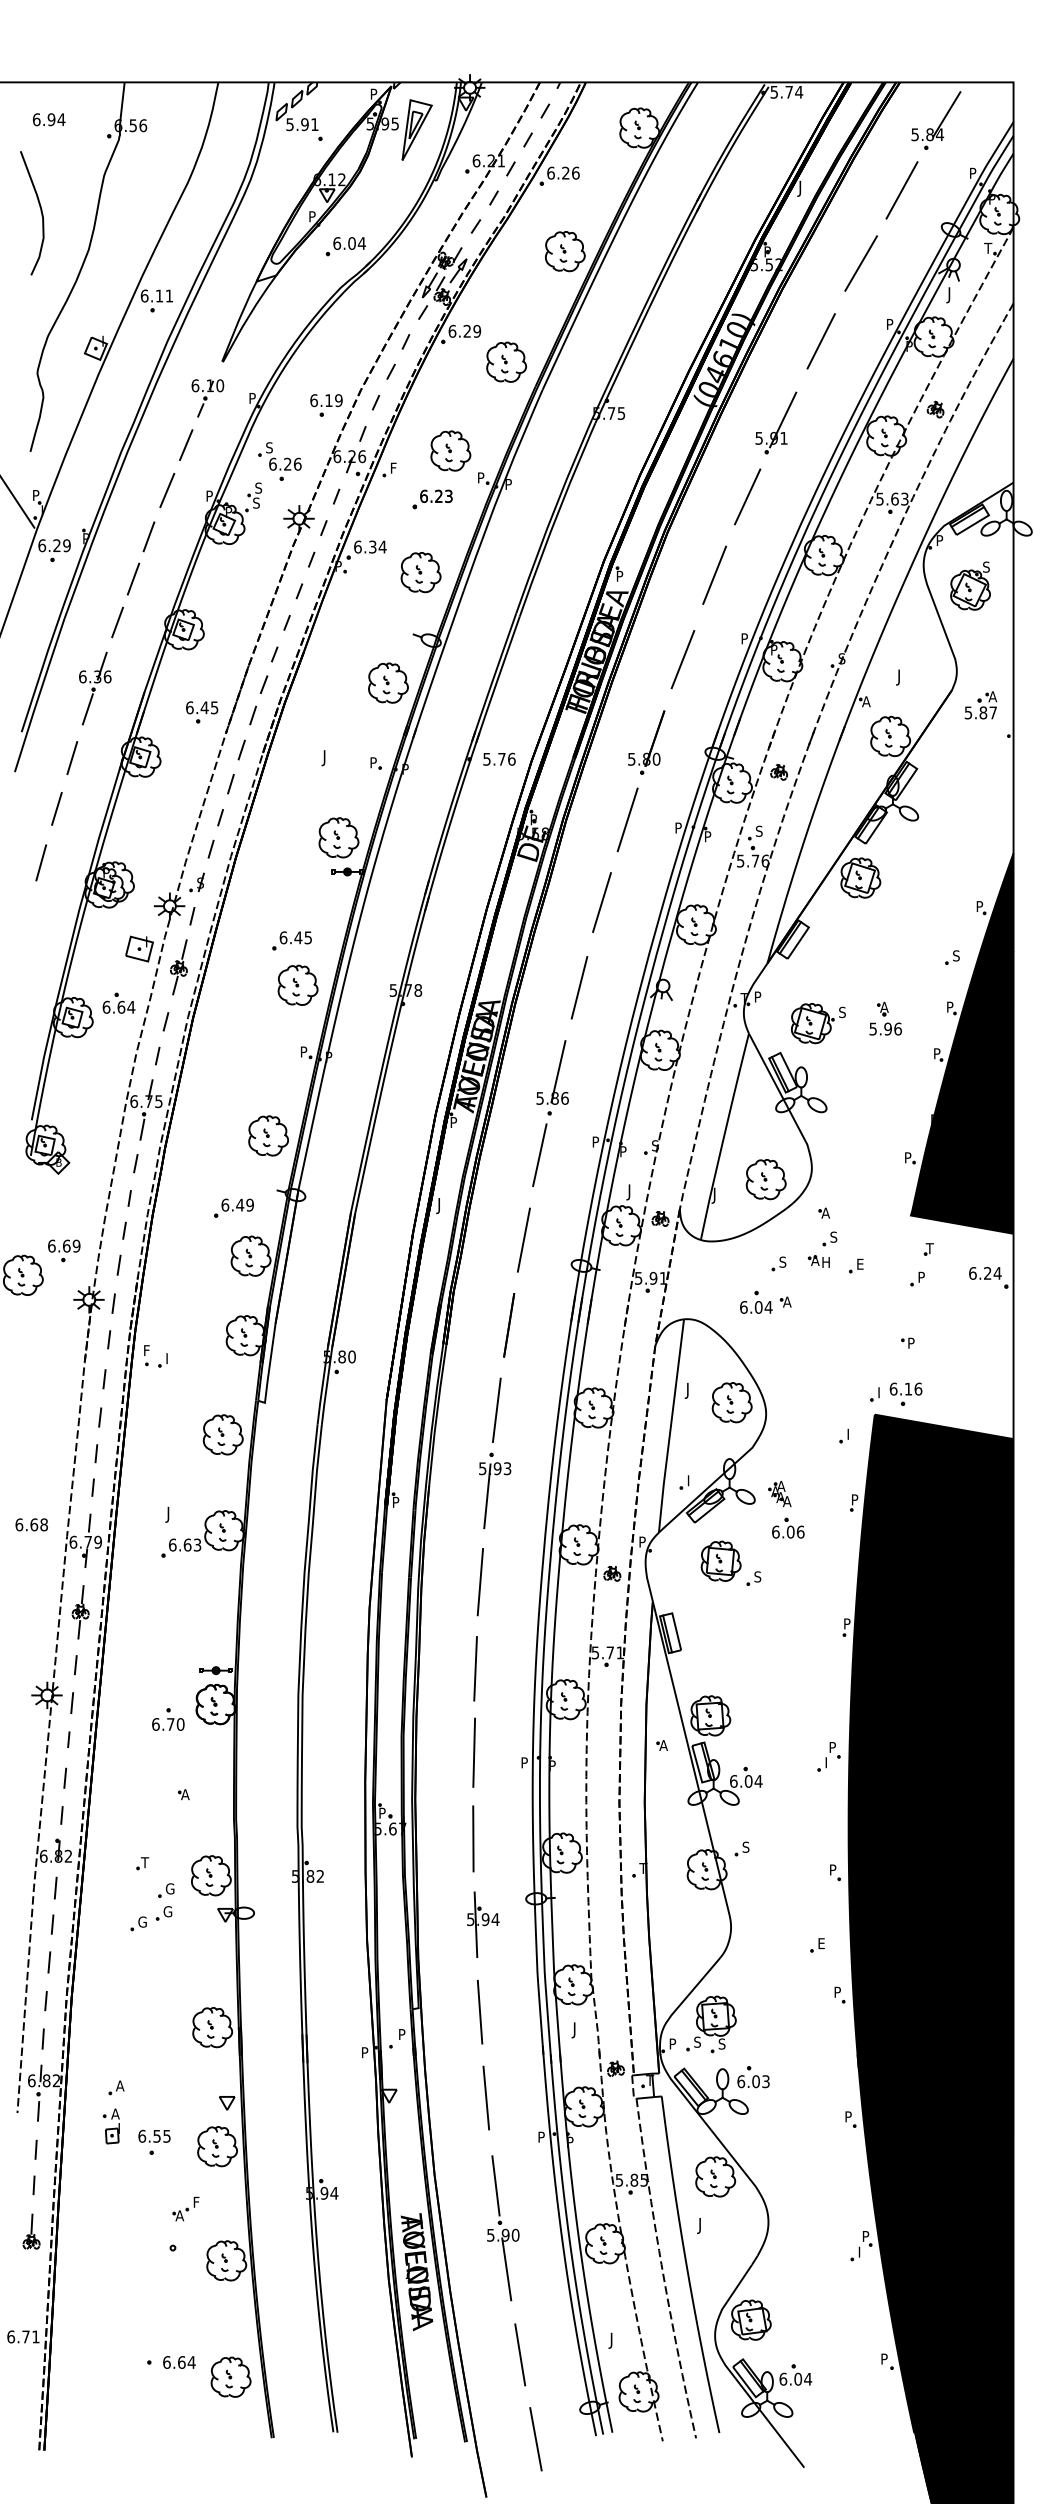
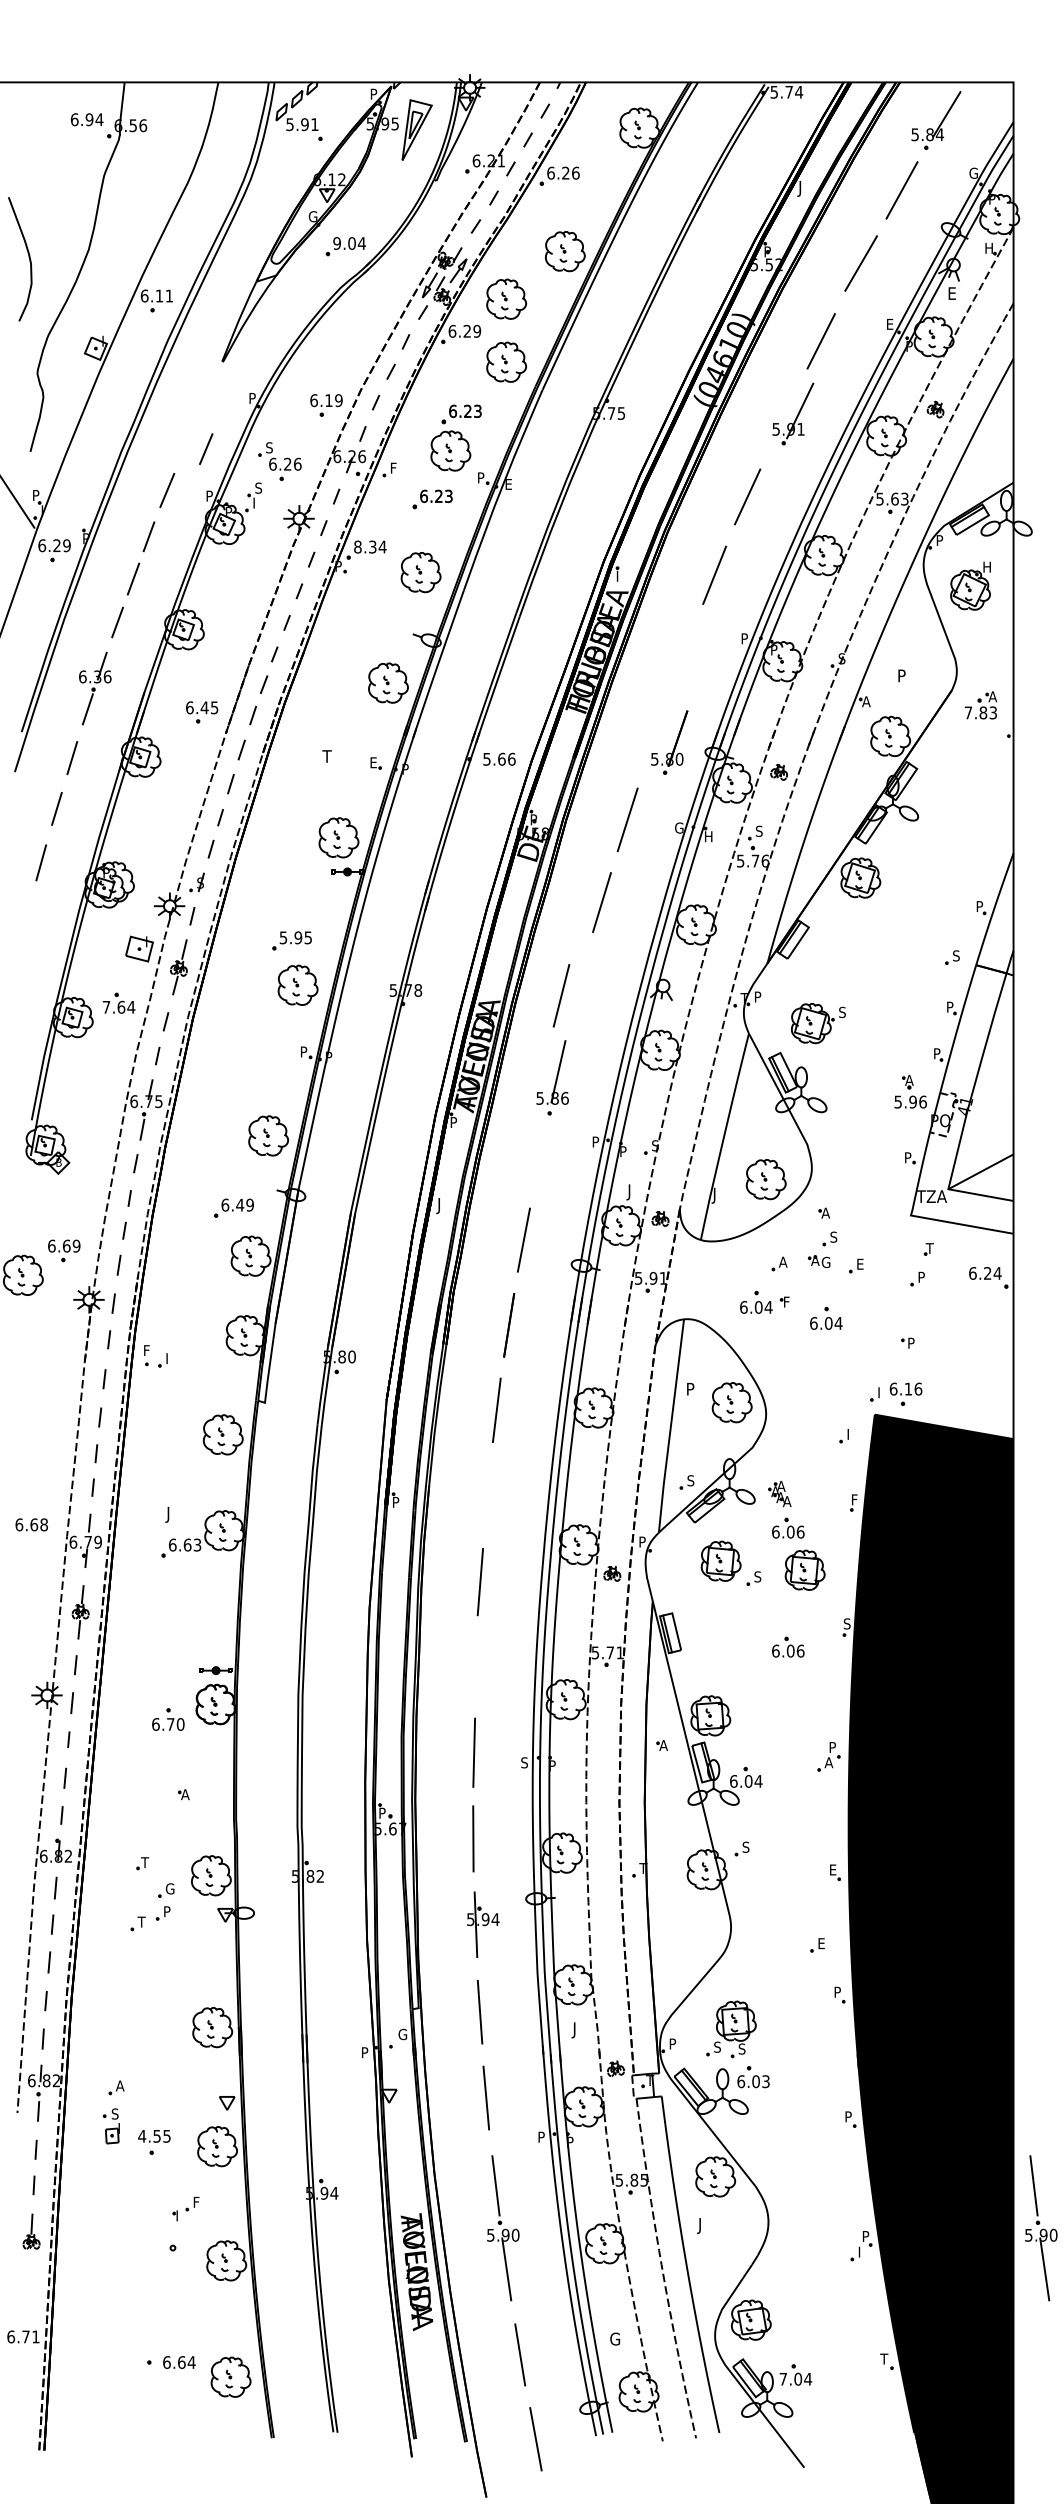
text position: (49, 119) -> (87, 119) (87, 119)
text: P -> G (973, 172)
curve position: (40, 211) -> (28, 257) (28, 257)
text: P -> G (312, 216)
text: 6.04 -> 9.04 (337, 243)
text: T -> H (988, 247)
text: J -> E (950, 295)
part: none -> present (506, 298)
text: P -> E (890, 324)
part: present -> none (207, 398)
part: none -> present (461, 414)
part position: (776, 422) -> (793, 413) (793, 413)
line position: (186, 444) -> (206, 448) (206, 448)
text: P -> E (509, 484)
text: S -> I (256, 502)
text: 6.34 -> 8.34 (357, 546)
text: S -> H (986, 566)
text: P -> I (620, 573)
line: present -> none (682, 659)
text: J -> P (900, 677)
text: 5.87 -> 7.83 (980, 712)
part position: (646, 742) -> (669, 742) (669, 742)
text: J -> T (326, 758)
text: 5.76 -> 5.66 (501, 758)
text: P -> E (373, 762)
text: P -> G (679, 827)
text: P -> H (709, 836)
text: 6.45 -> 5.95 (290, 937)
line position: (579, 987) -> (561, 995) (561, 995)
text: 6.64 -> 7.64 (106, 1006)
part position: (885, 1018) -> (910, 1091) (910, 1091)
fill: present -> none (961, 1043)
line: present -> none (539, 1154)
text: S -> A (782, 1261)
text: H -> G (825, 1262)
text: A -> F (787, 1301)
part: none -> present (826, 1317)
text: J -> P (689, 1390)
text: I -> S (690, 1480)
part: present -> none (489, 1488)
text: P -> F (855, 1497)
part: none -> present (804, 1569)
text: P -> S (846, 1623)
part: none -> present (788, 1646)
line: present -> none (475, 1668)
text: P -> S (524, 1762)
text: I -> A (828, 1762)
text: P -> E (833, 1869)
text: G -> P (167, 1911)
text: G -> T (141, 1921)
part position: (711, 2024) -> (731, 2029) (731, 2029)
text: P -> G (402, 2034)
text: A -> S (115, 2113)
text: 6.55 -> 4.55 (142, 2135)
text: A -> I (179, 2215)
part: none -> present (1041, 2228)
text: J -> G (614, 2340)
text: P -> T (884, 2358)
text: 6.04 -> 7.04 (783, 2378)
